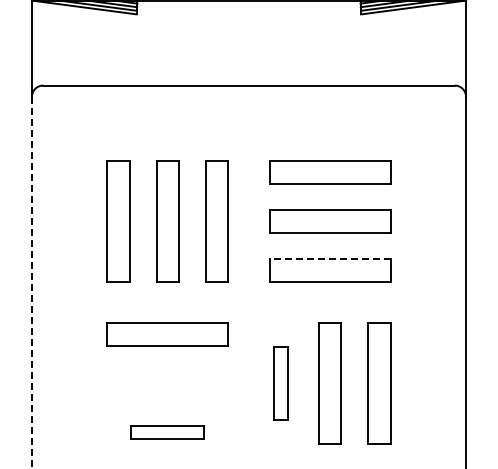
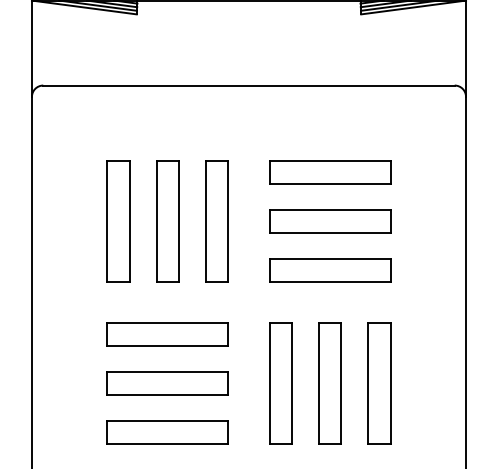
line: dashed -> solid (329, 259)
line: dashed -> solid (31, 282)
part: none -> present (167, 383)
part size: 16x75 px -> 24x123 px (280, 383)
part size: 75x15 px -> 123x25 px (167, 432)
